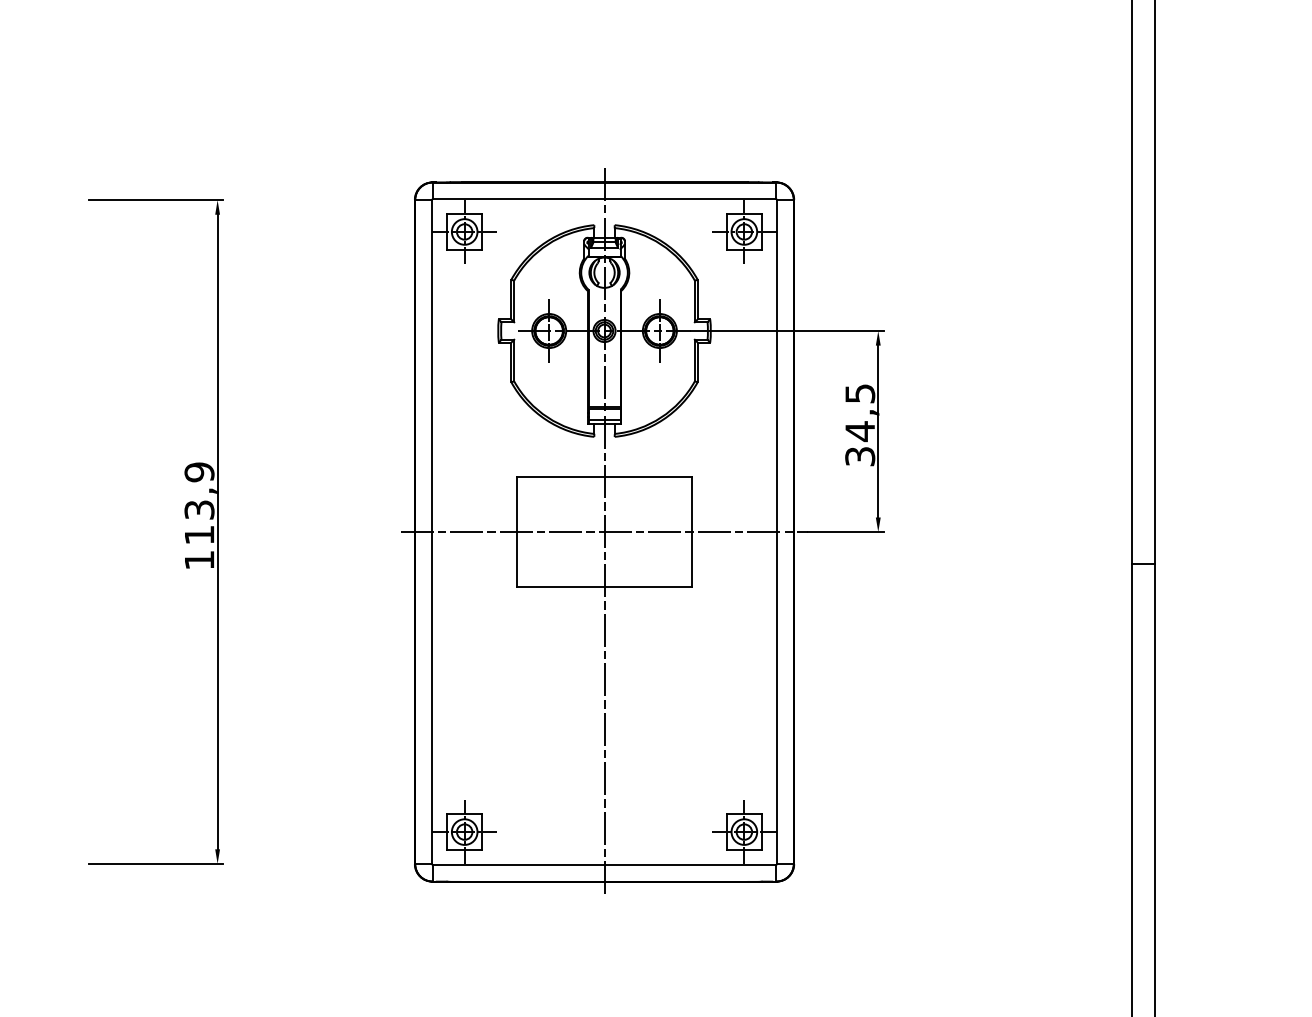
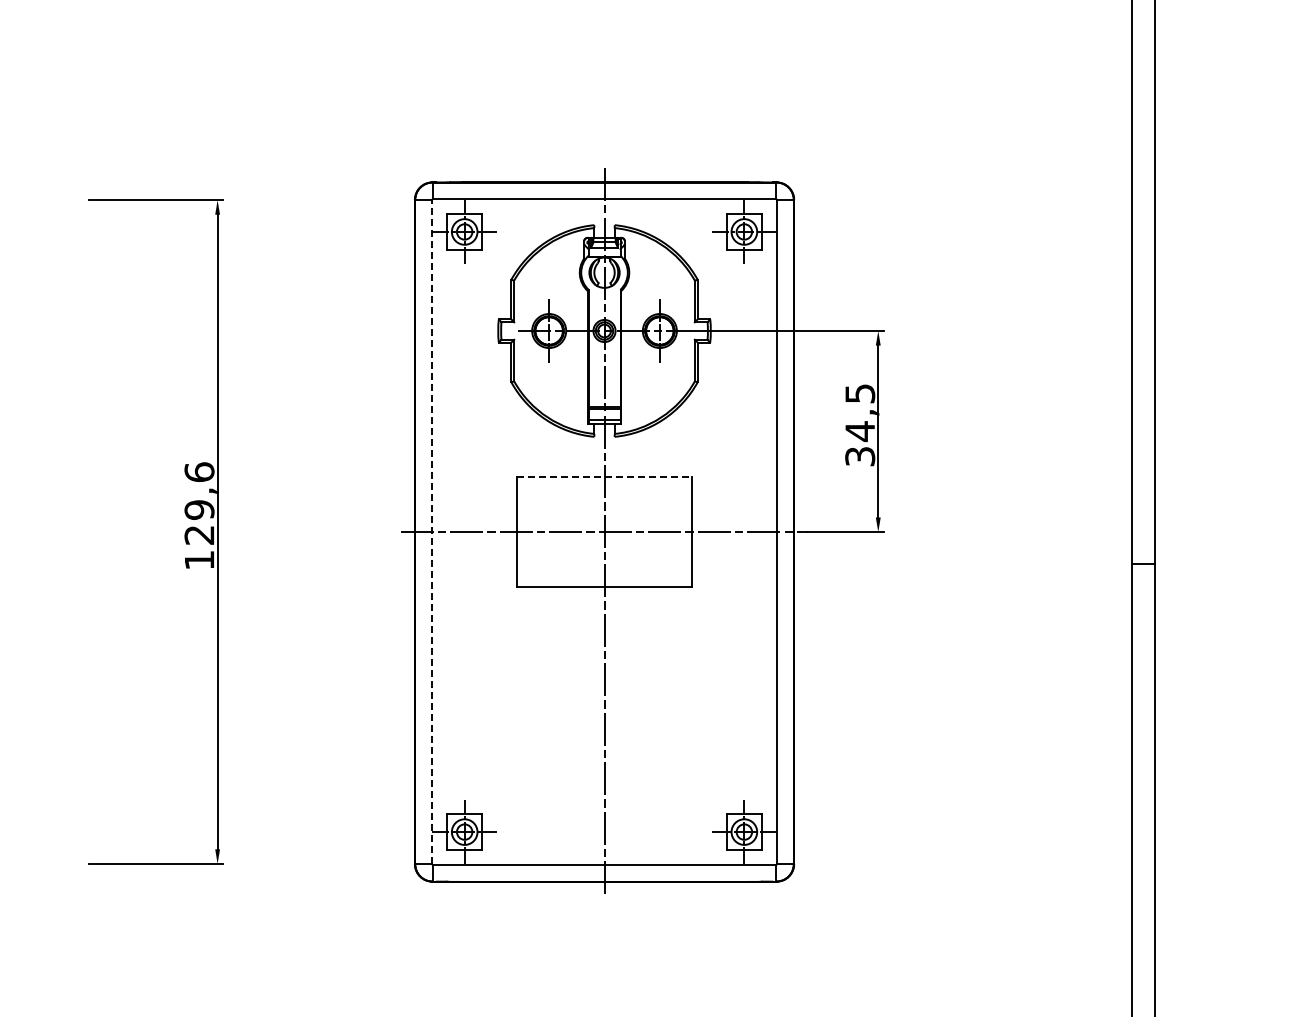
line: solid -> dashed (605, 476)
text: 113,9 -> 129,6 (199, 503)
line: solid -> dashed (432, 531)
